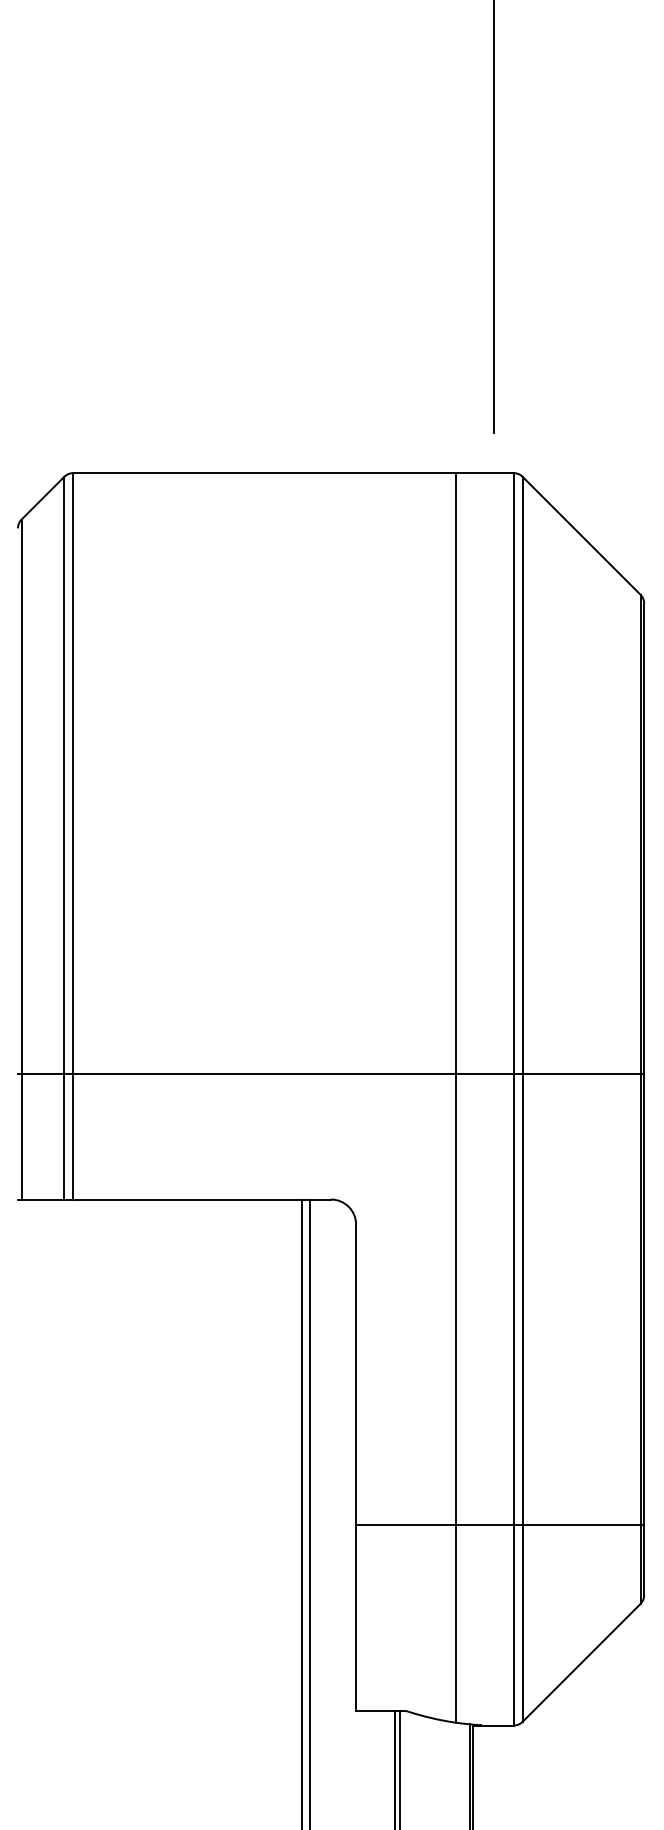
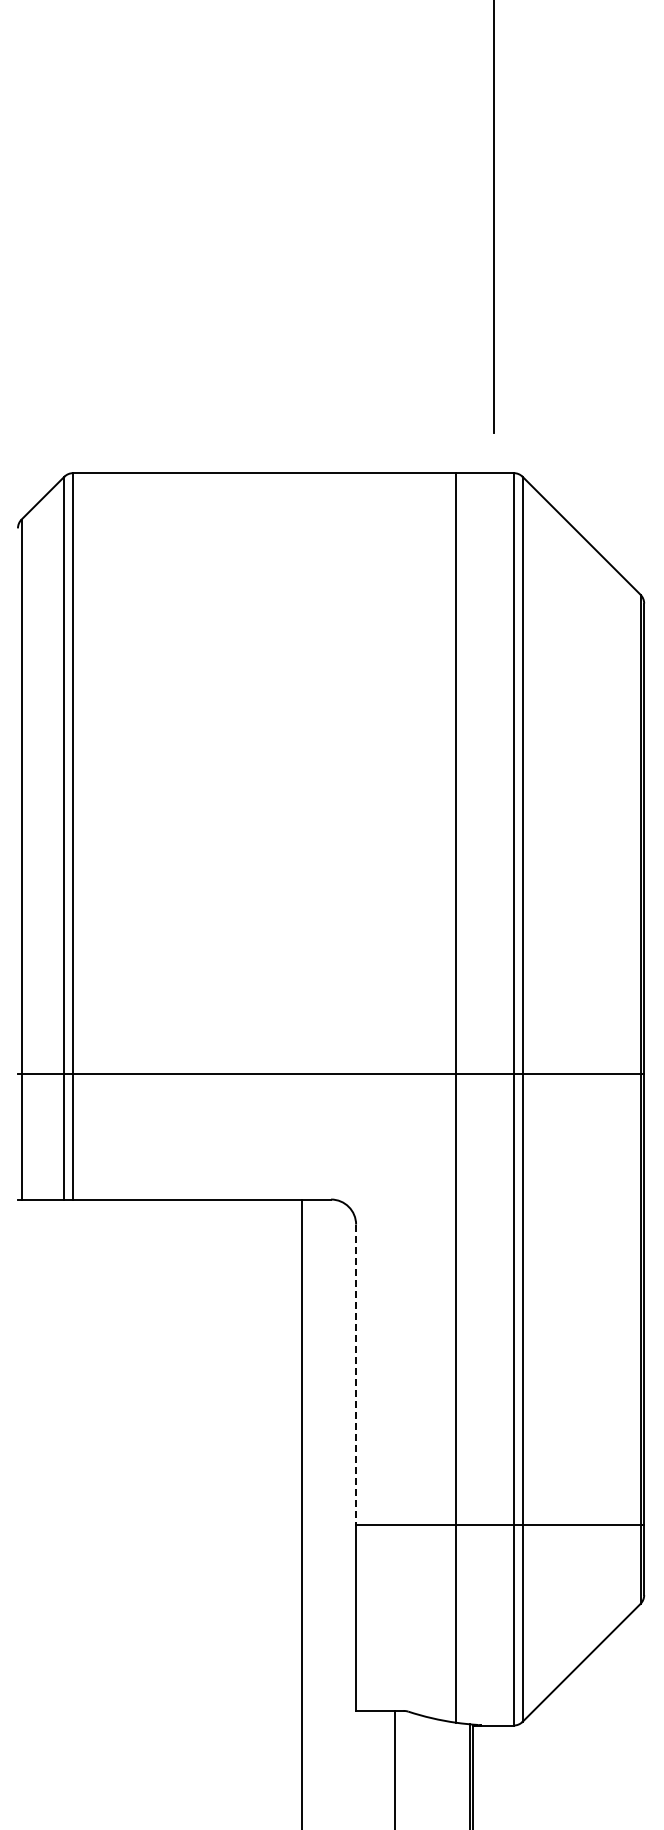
line: solid -> dashed (356, 1375)
line: present -> none (309, 1512)
line: present -> none (399, 1768)
